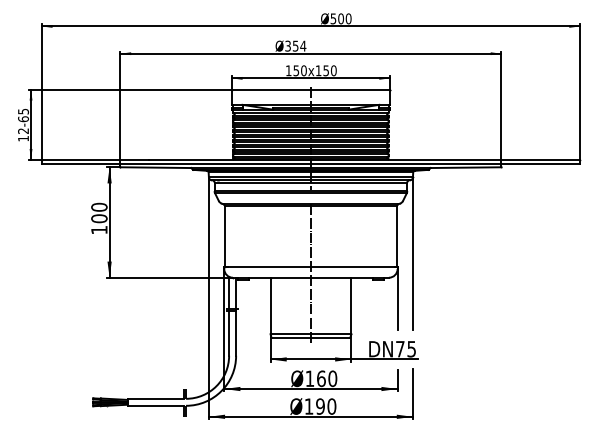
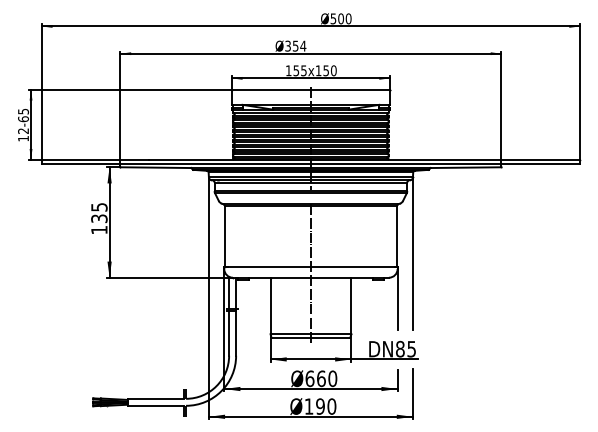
text: 150 -> 155 (303, 70)
text: 100 -> 135 (99, 212)
text: 75 -> 85 (400, 348)
text: 160 -> 660 (309, 378)
